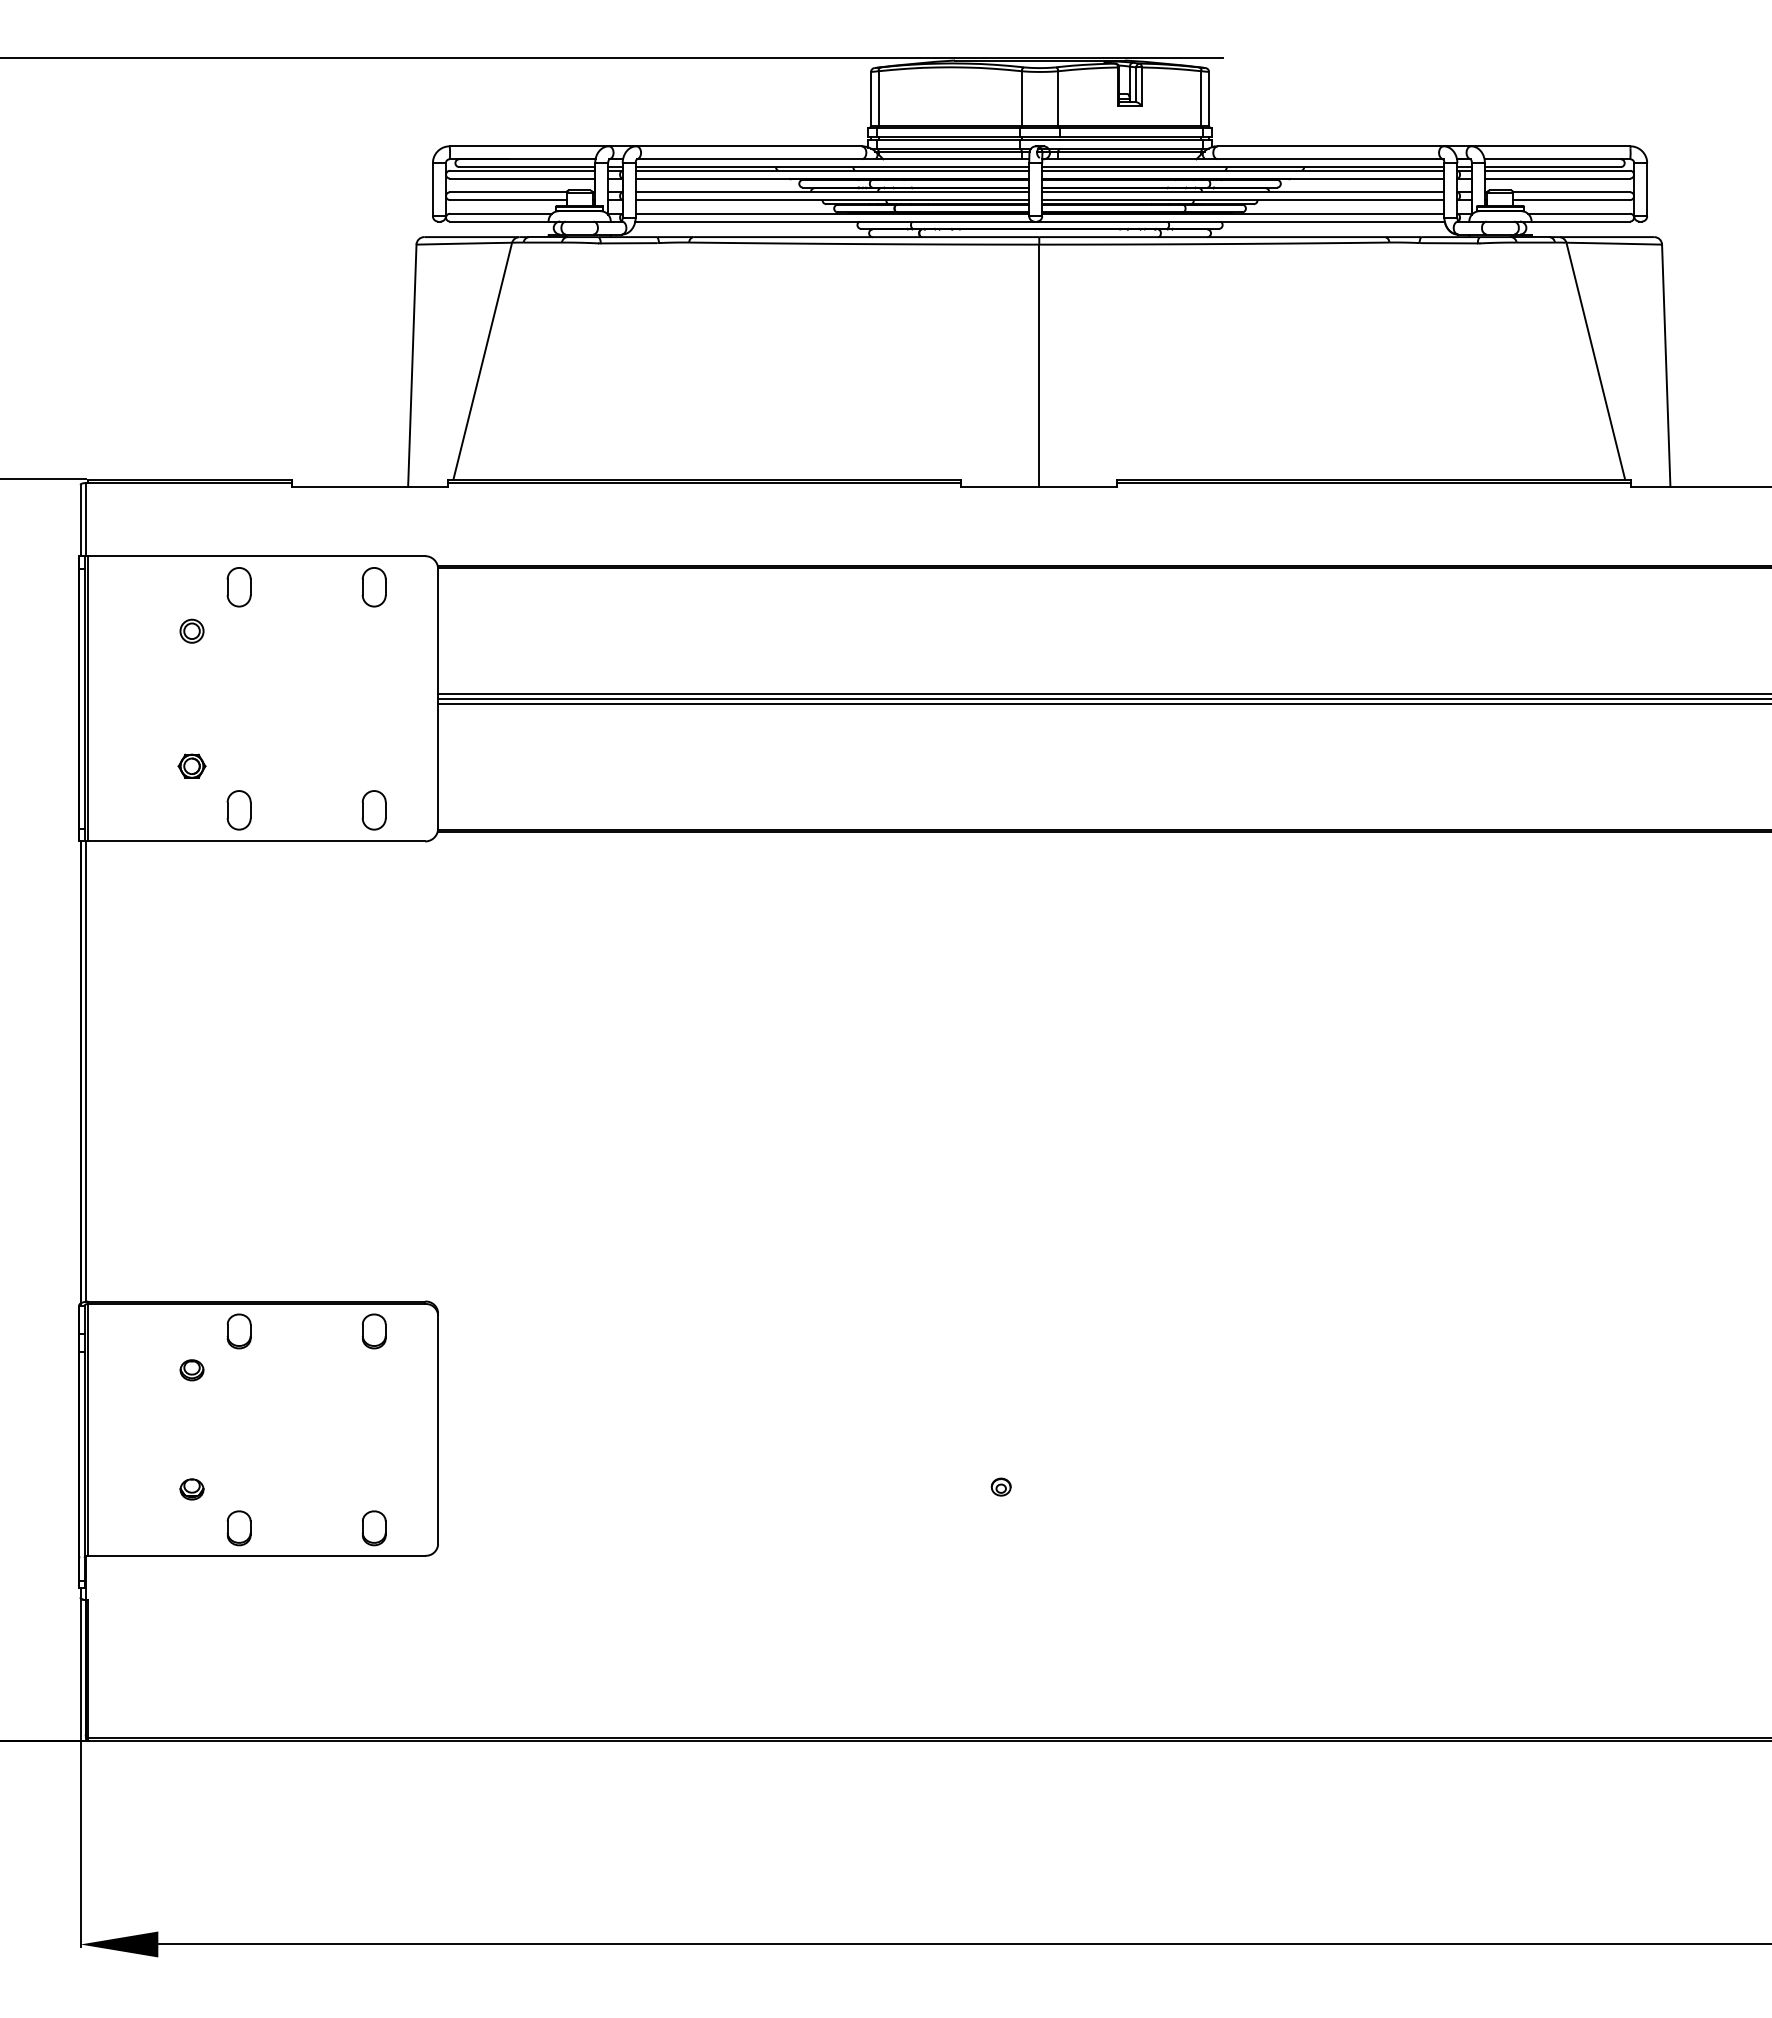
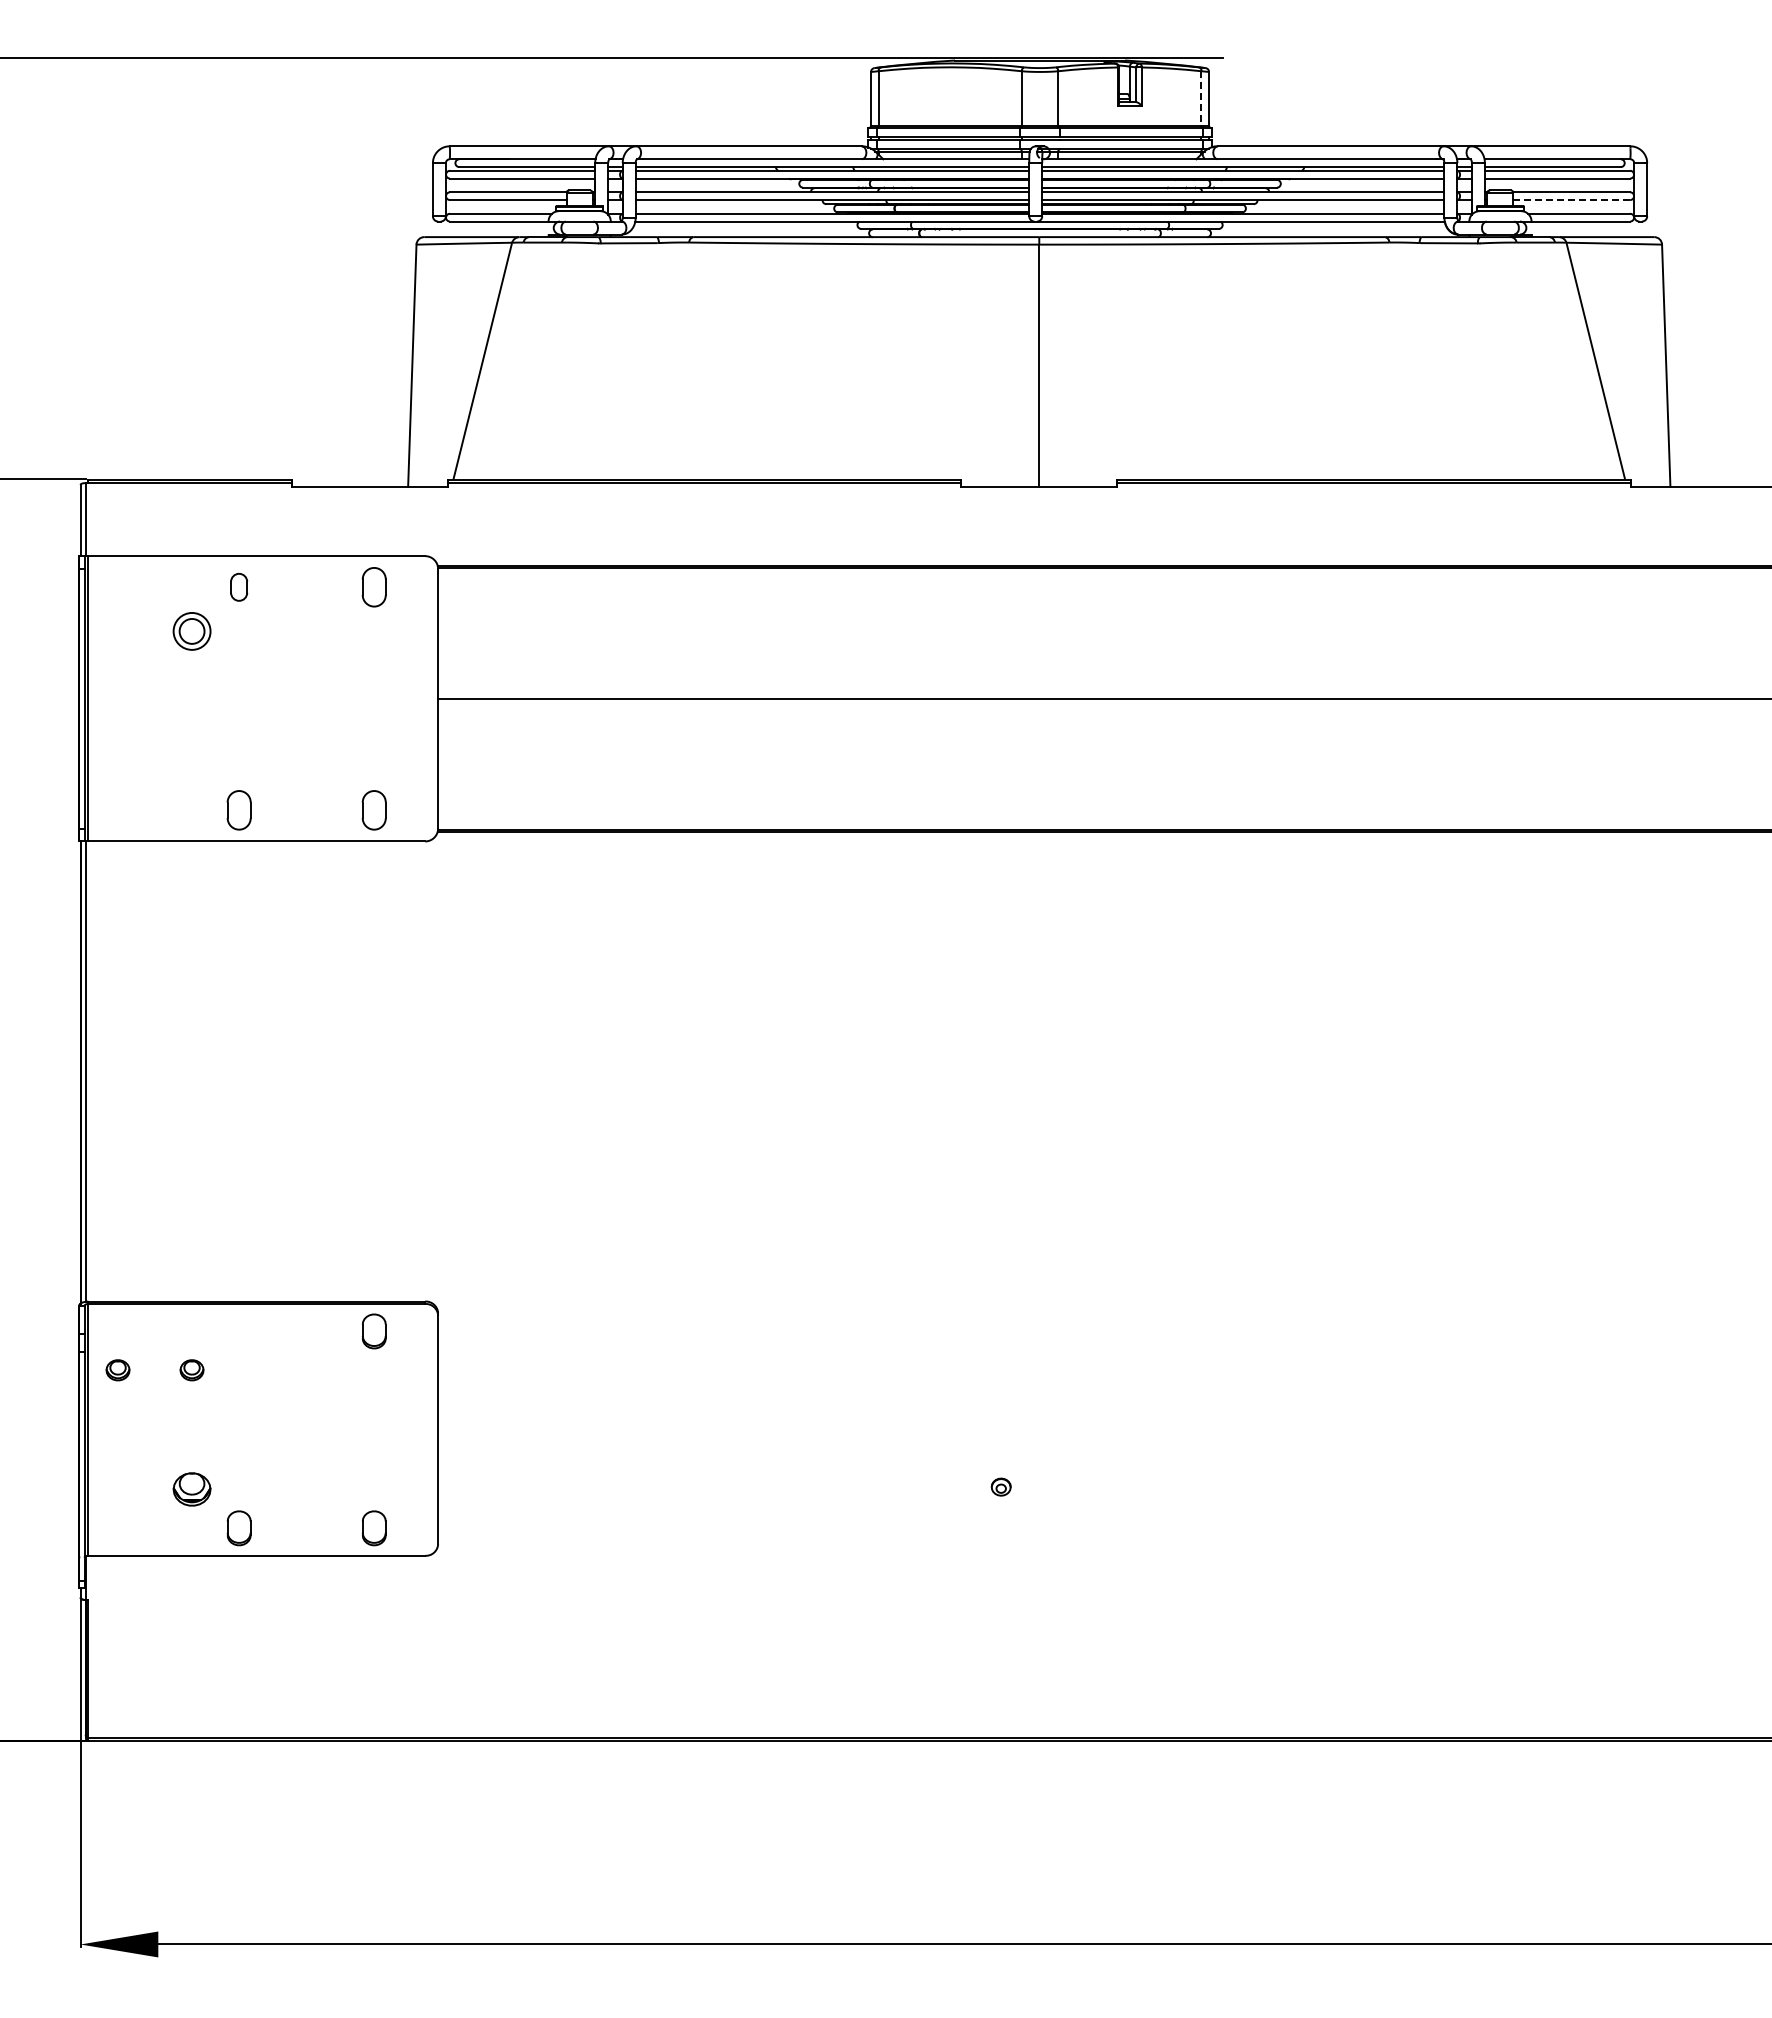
line: solid -> dashed (1201, 98)
line: solid -> dashed (1572, 200)
part size: 26x41 px -> 19x30 px (239, 586)
part size: 26x26 px -> 40x39 px (191, 631)
line: present -> none (1103, 693)
line: present -> none (1103, 704)
part: present -> none (191, 765)
part: present -> none (238, 1331)
part: none -> present (117, 1370)
part size: 26x23 px -> 40x35 px (191, 1489)
